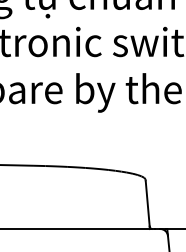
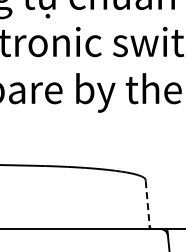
line: solid -> dashed (147, 203)
